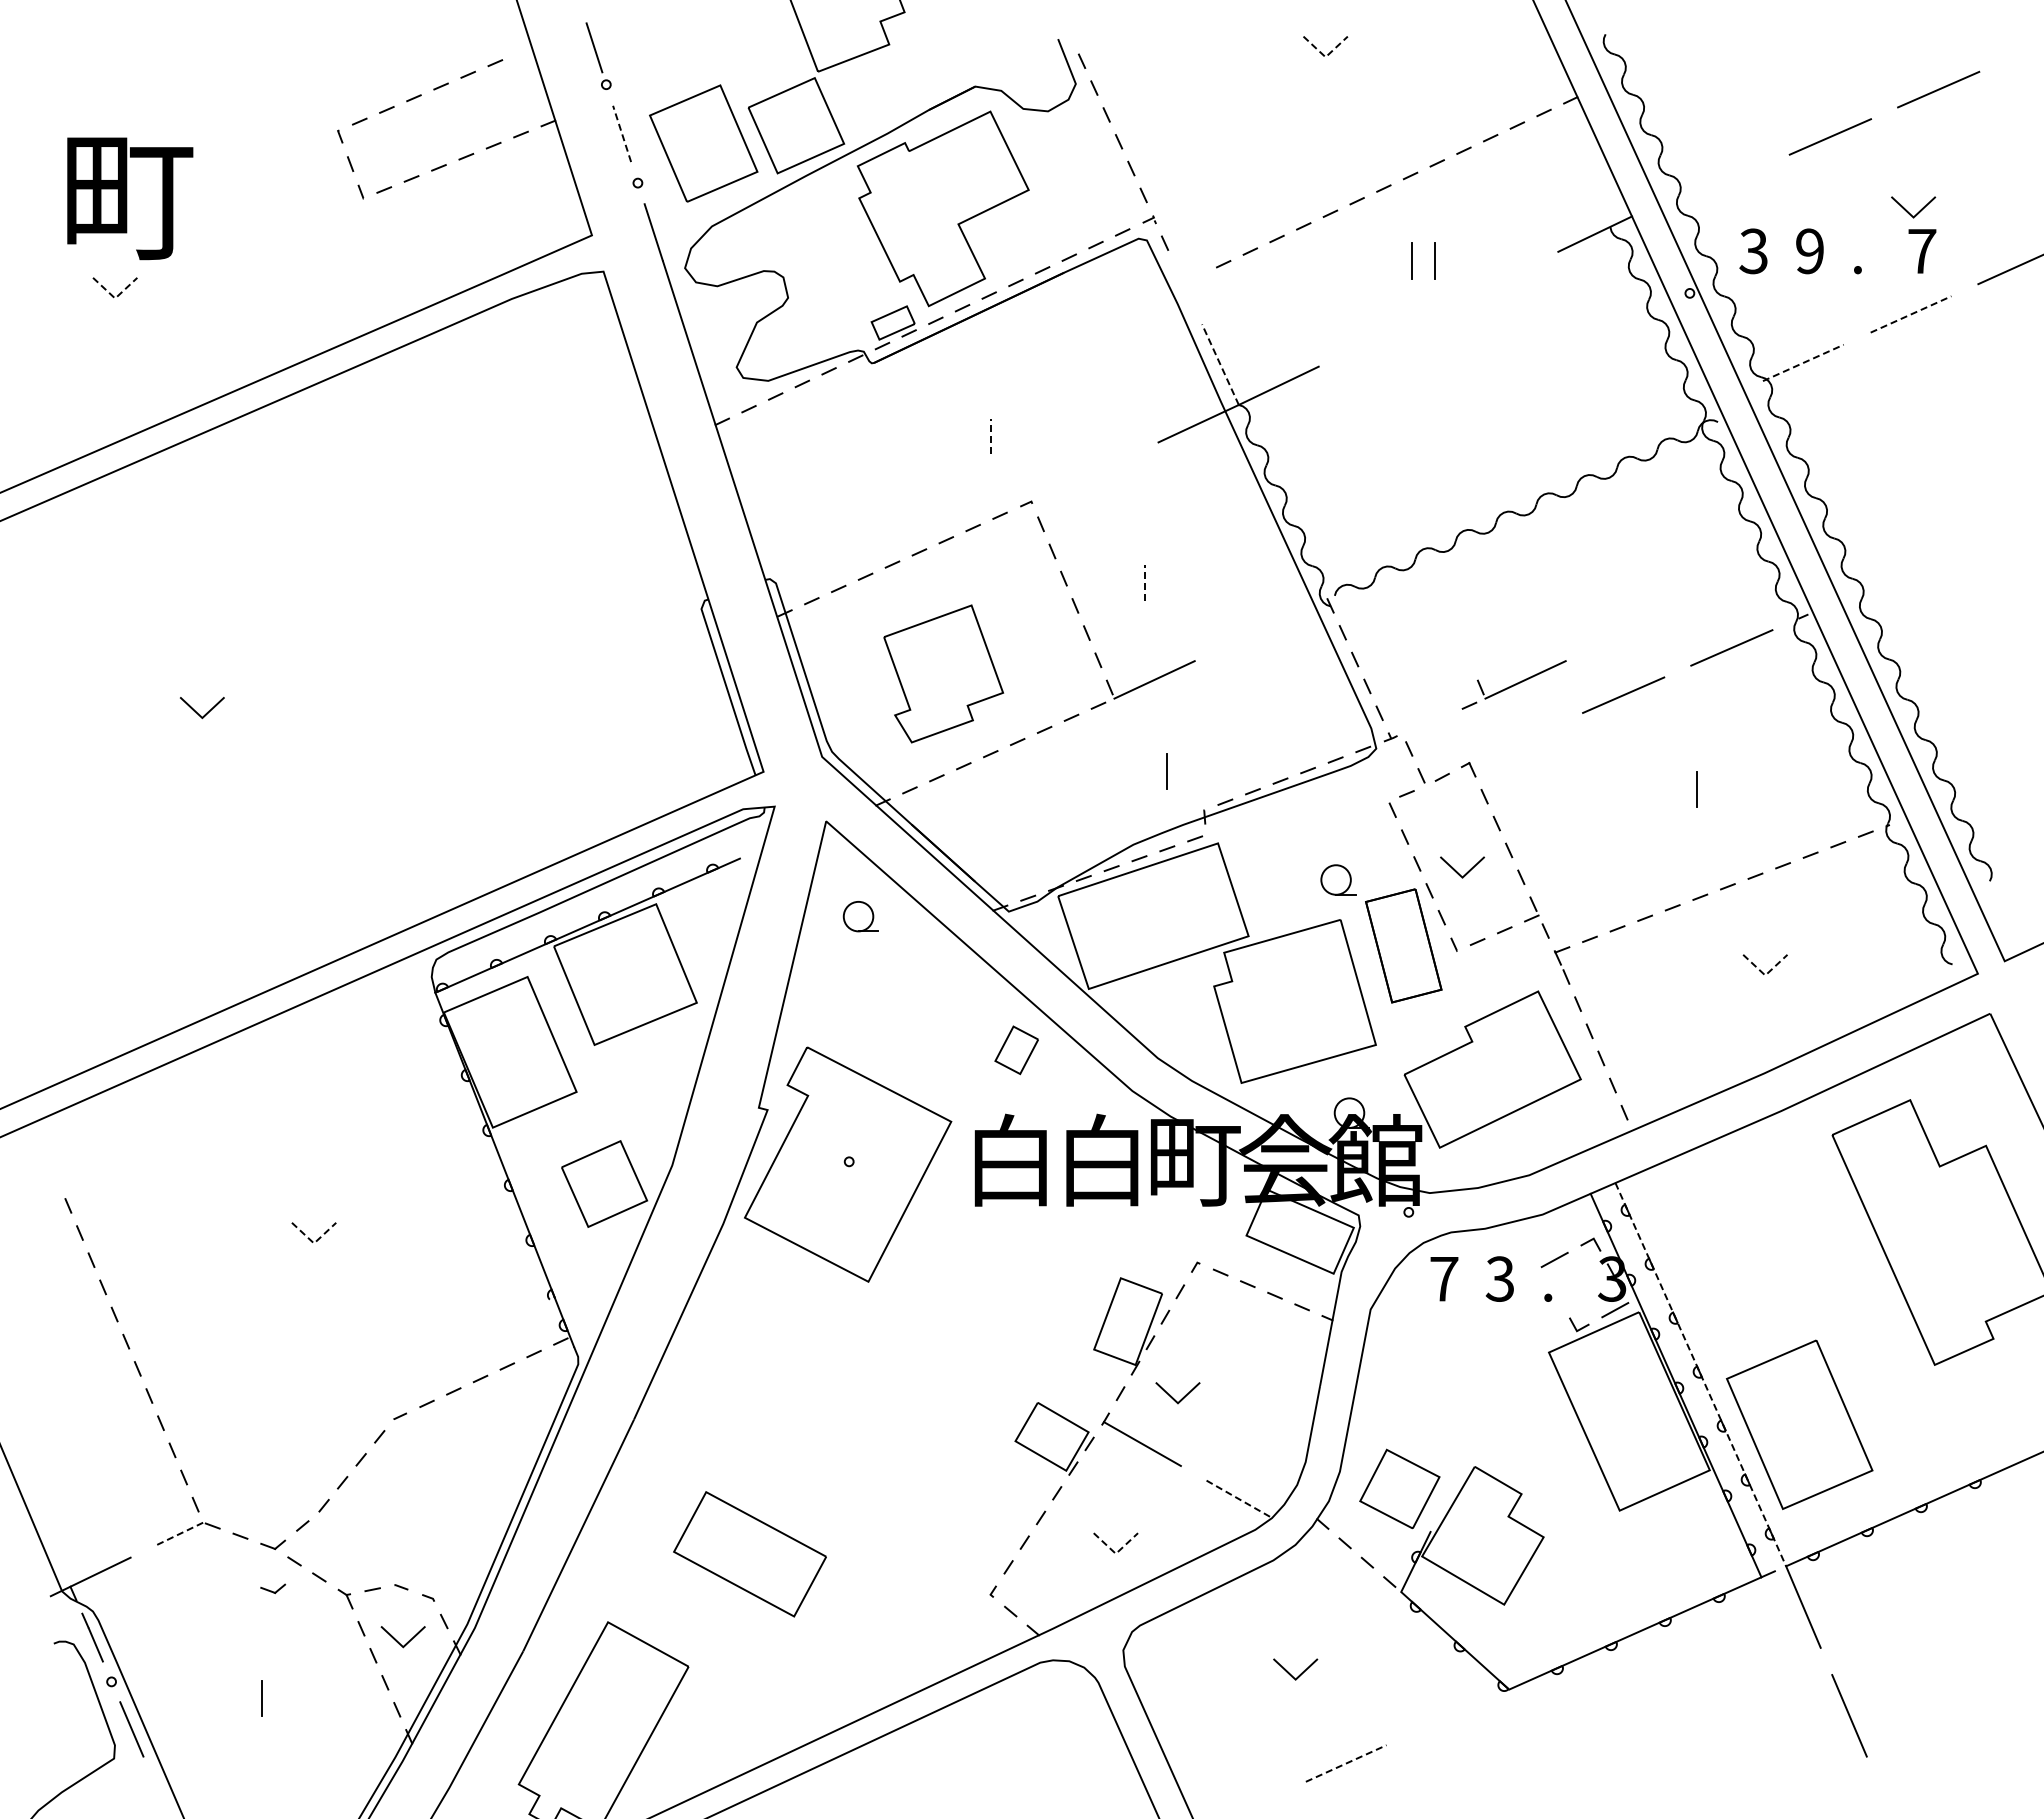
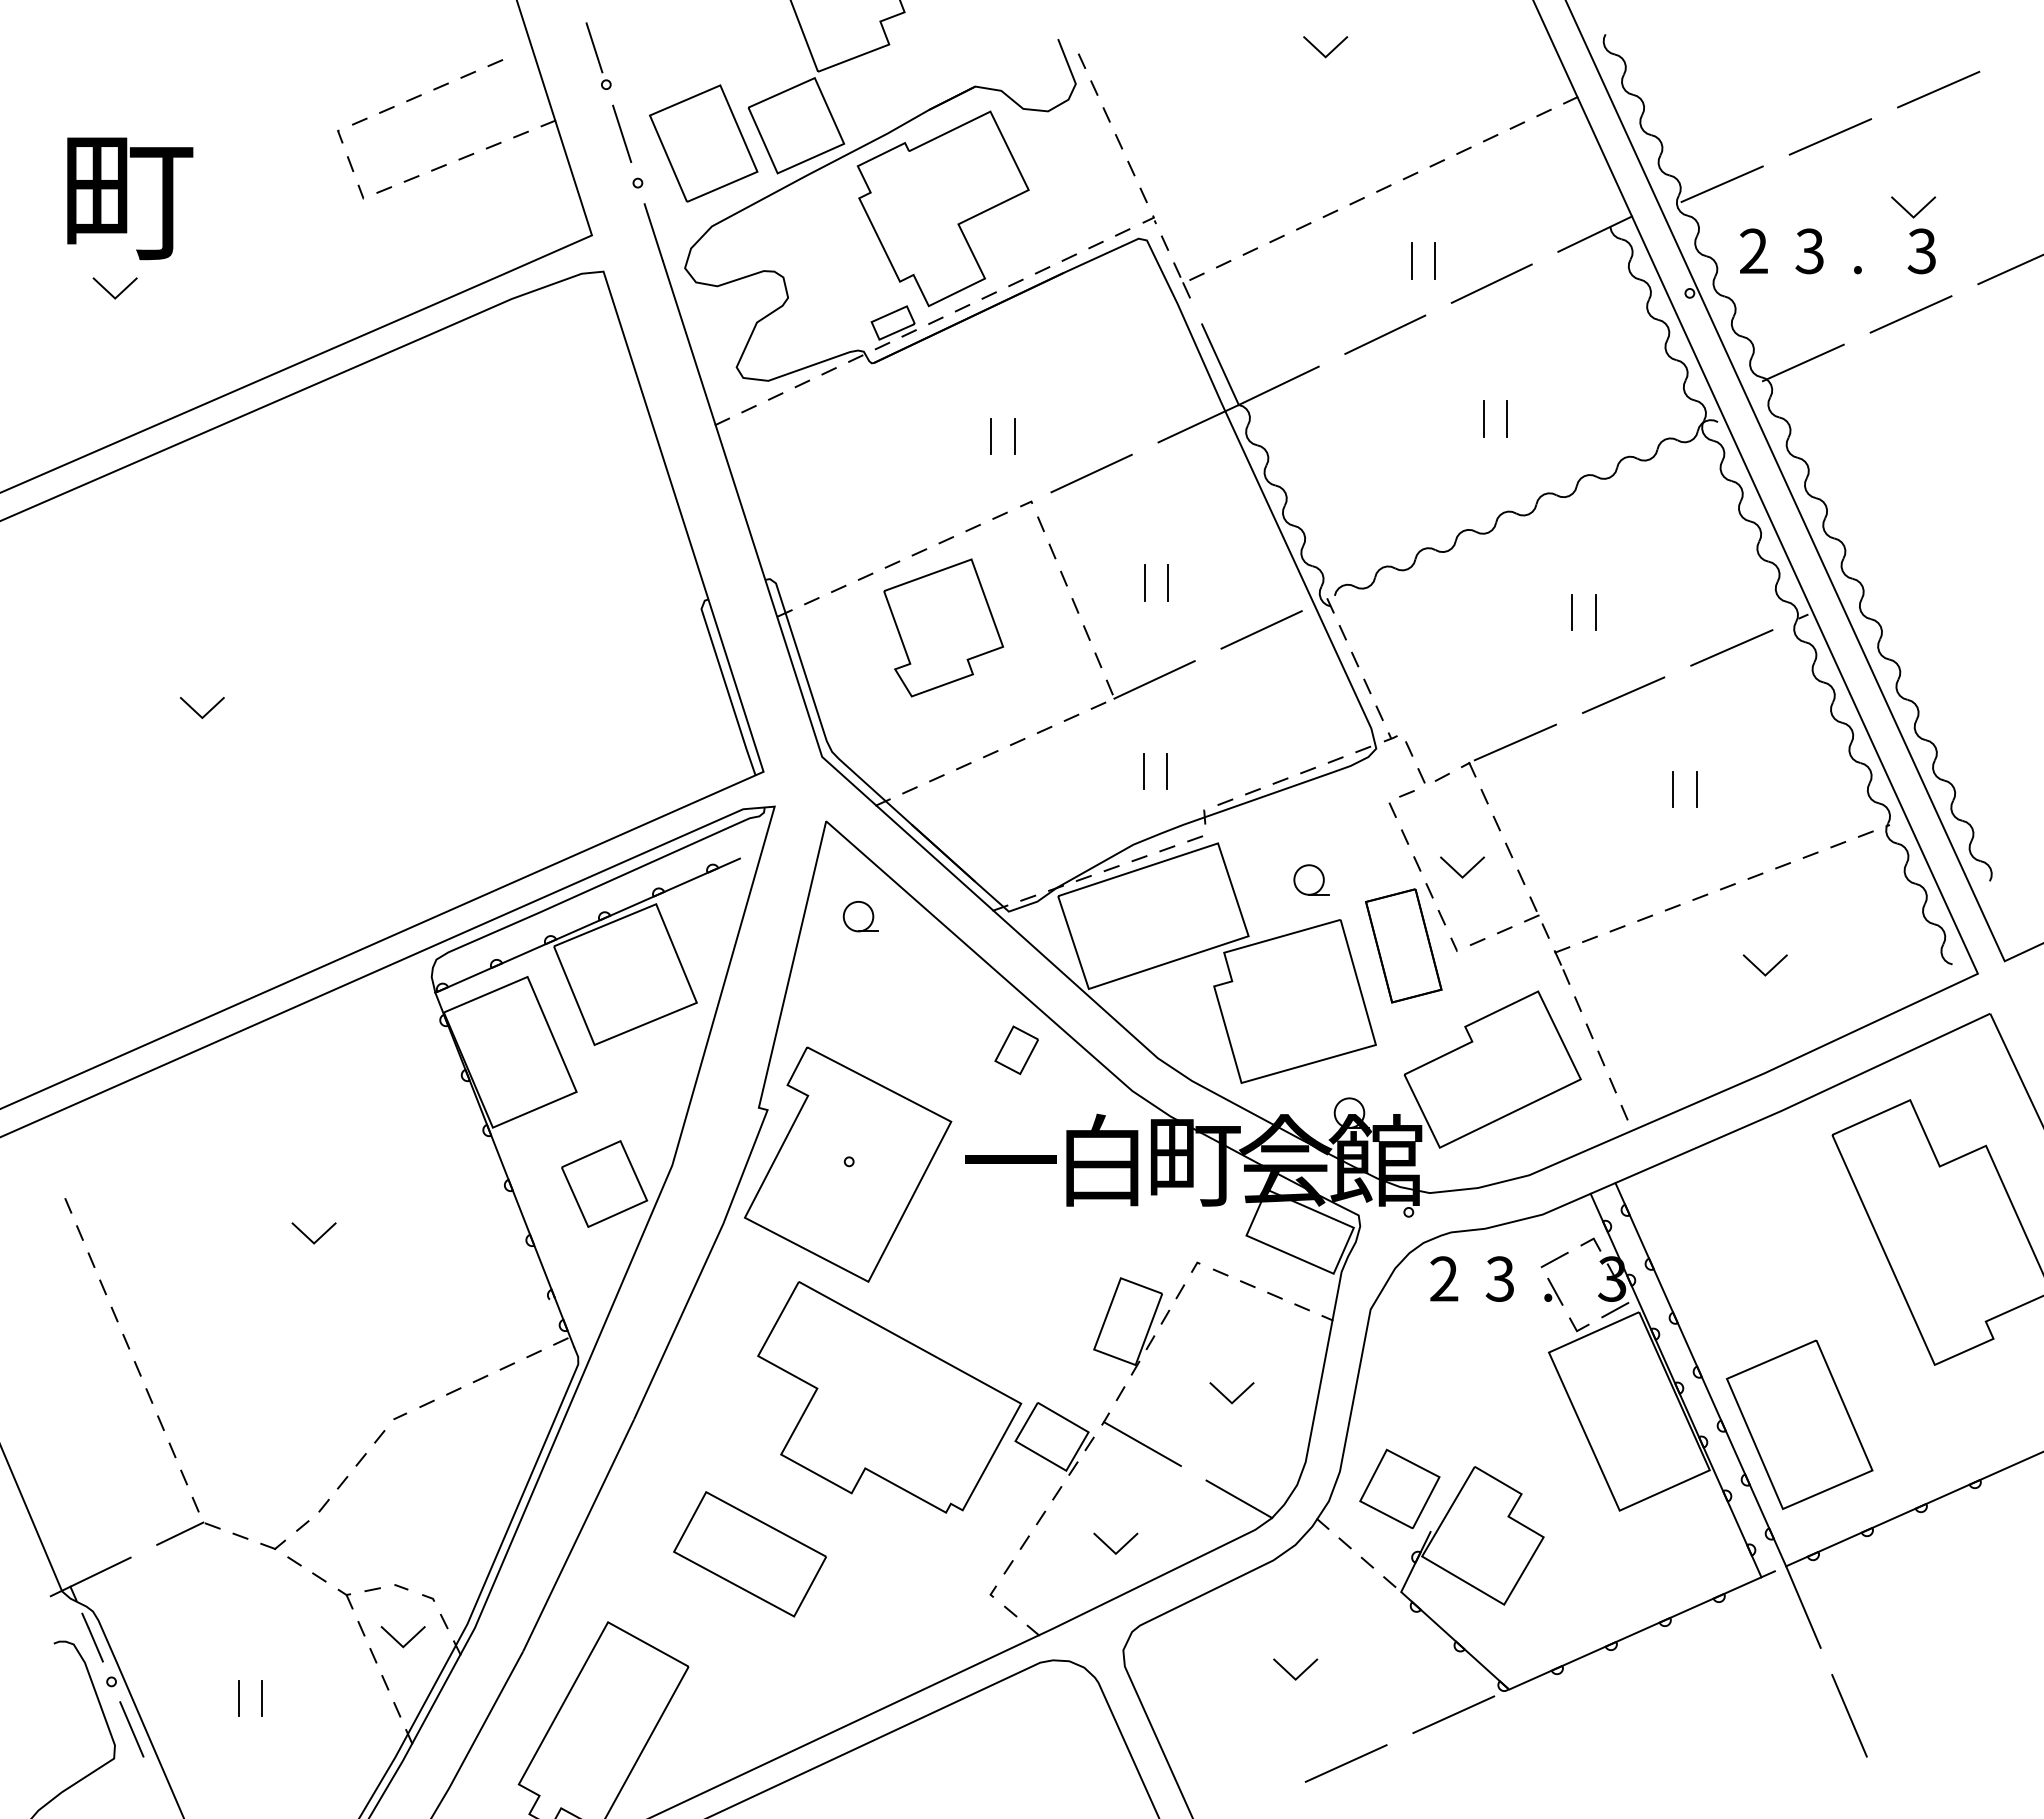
line: dashed -> solid (1325, 57)
line: dashed -> solid (622, 133)
line: none -> present (1721, 183)
text: 3 -> 2 (1753, 251)
text: 9 -> 3 (1809, 251)
text: 7 -> 3 (1921, 251)
part: none -> present (1188, 280)
line: none -> present (1491, 283)
line: dashed -> solid (115, 298)
line: dashed -> solid (1911, 314)
line: none -> present (1385, 334)
line: dashed -> solid (1803, 362)
line: dashed -> solid (1220, 364)
line: none -> present (1483, 418)
line: none -> present (1507, 418)
line: dashed -> solid (991, 436)
line: none -> present (1014, 436)
line: none -> present (1091, 473)
line: dashed -> solid (1144, 582)
line: none -> present (1168, 582)
line: none -> present (1571, 611)
line: none -> present (1595, 611)
line: none -> present (1261, 629)
part position: (943, 673) -> (943, 627) (943, 627)
part: present -> none (1513, 684)
line: none -> present (1514, 742)
line: none -> present (1143, 770)
line: none -> present (1672, 789)
part position: (1338, 879) -> (1311, 879) (1311, 879)
line: dashed -> solid (1765, 975)
text: 白 -> 一 (1010, 1159)
line: dashed -> solid (314, 1243)
text: 7 -> 2 (1444, 1278)
line: none -> present (1555, 1291)
line: dashed -> solid (1700, 1374)
part: none -> present (889, 1397)
line position: (1173, 1397) -> (1227, 1397) (1227, 1397)
line: dashed -> solid (1239, 1499)
line: dashed -> solid (180, 1533)
line: dashed -> solid (1115, 1553)
part: present -> none (273, 1588)
line: none -> present (238, 1697)
line: none -> present (1453, 1714)
line: dashed -> solid (1346, 1763)
